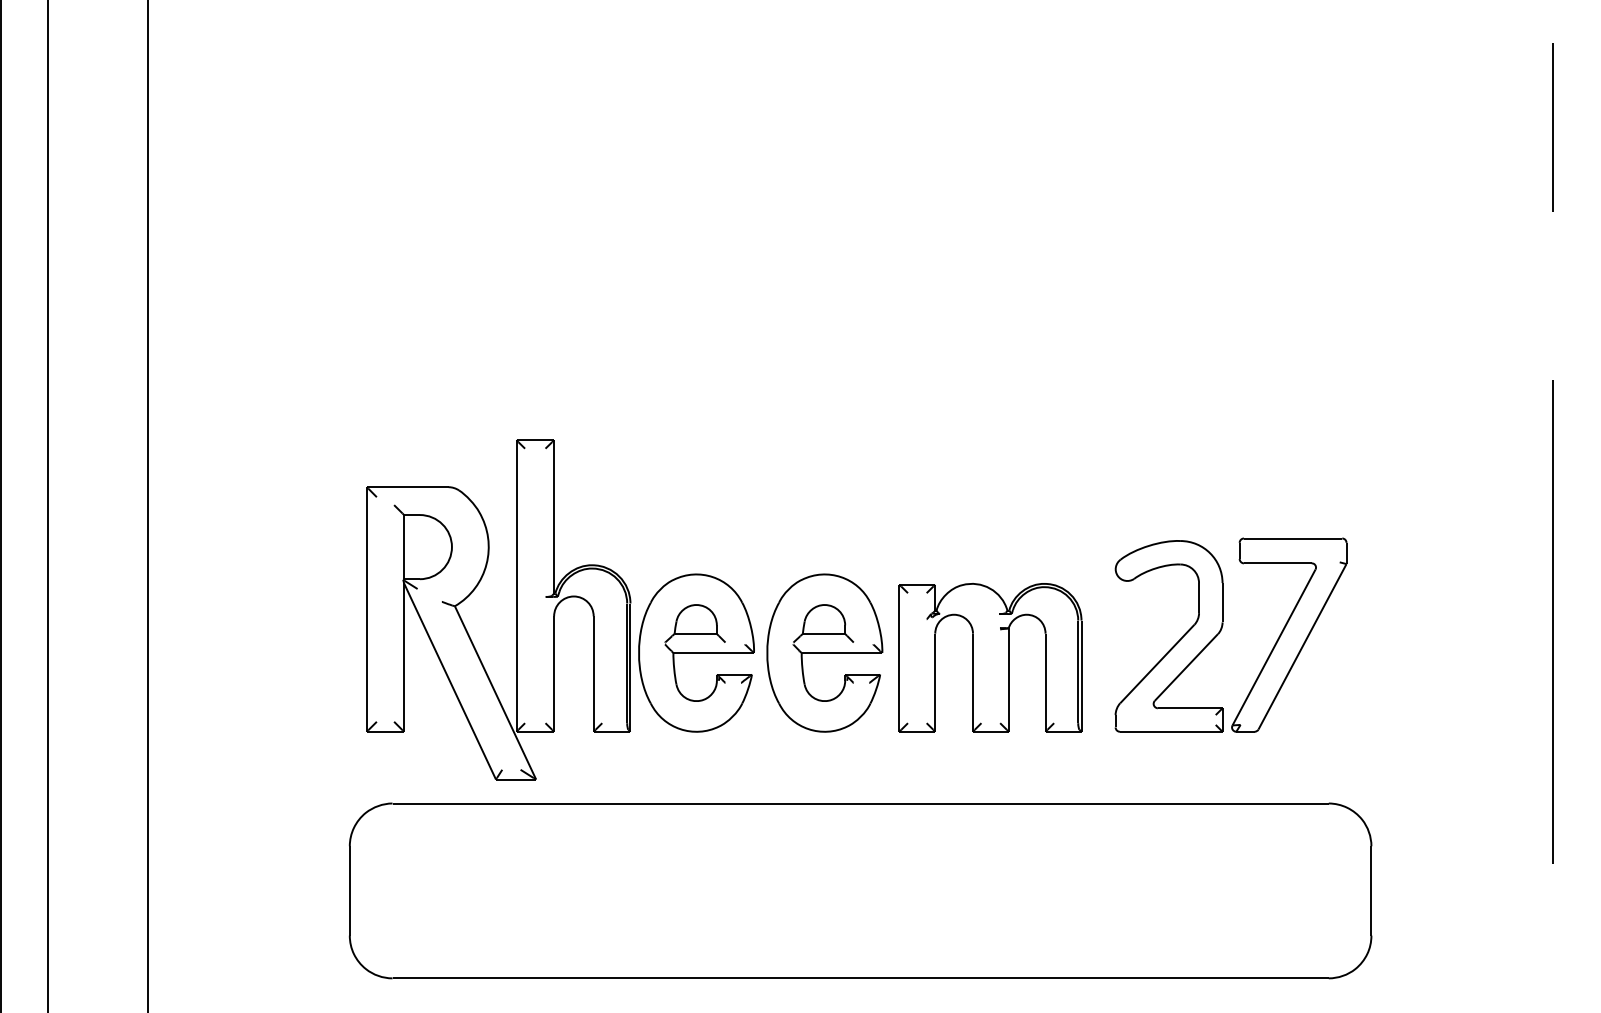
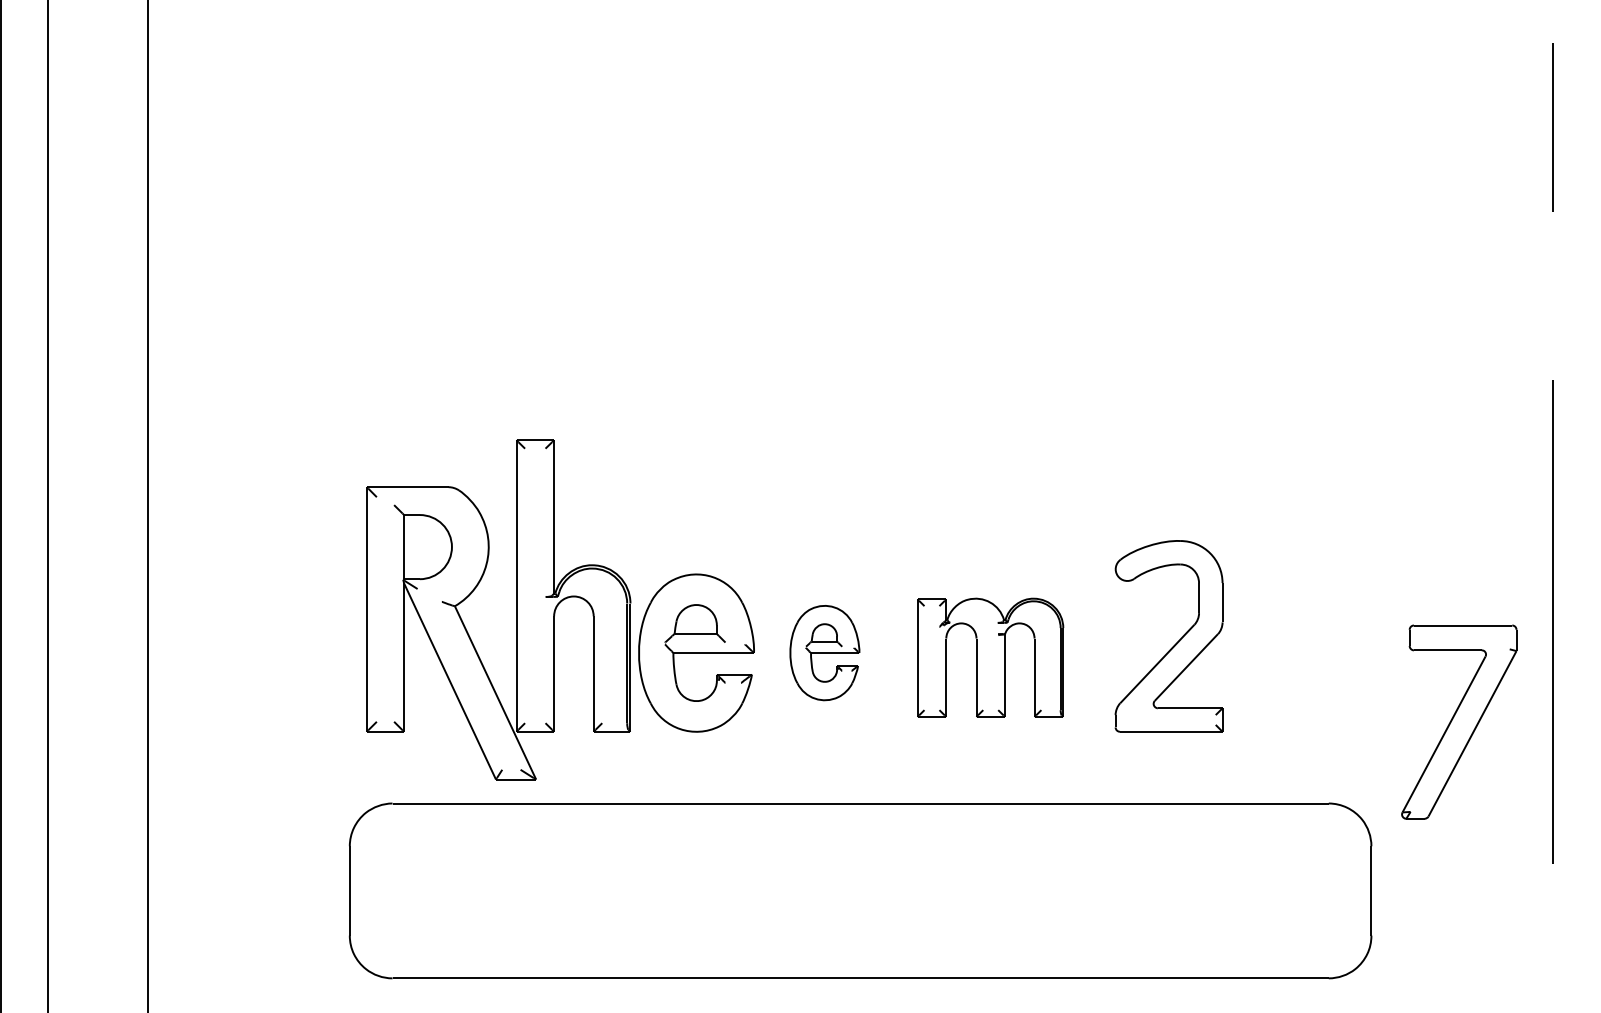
part position: (1289, 634) -> (1459, 721) (1459, 721)
part size: 118x160 px -> 72x97 px (824, 653)
part size: 185x150 px -> 148x121 px (990, 657)
